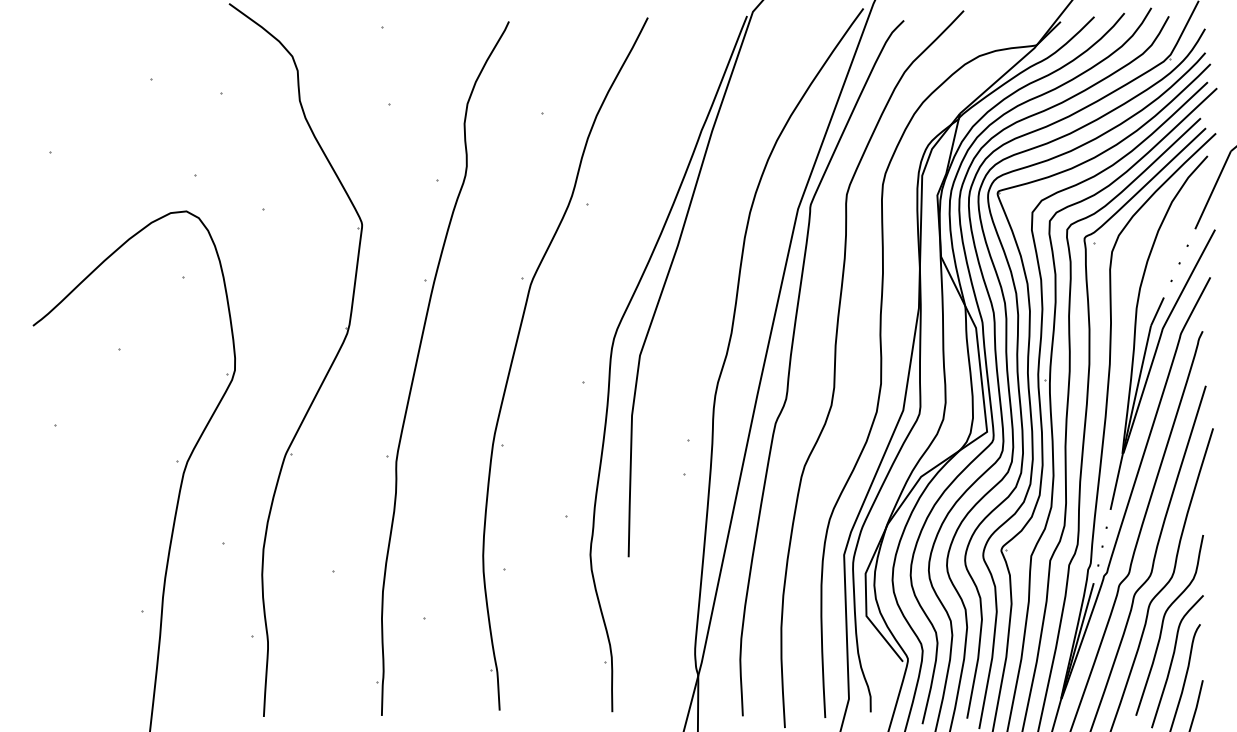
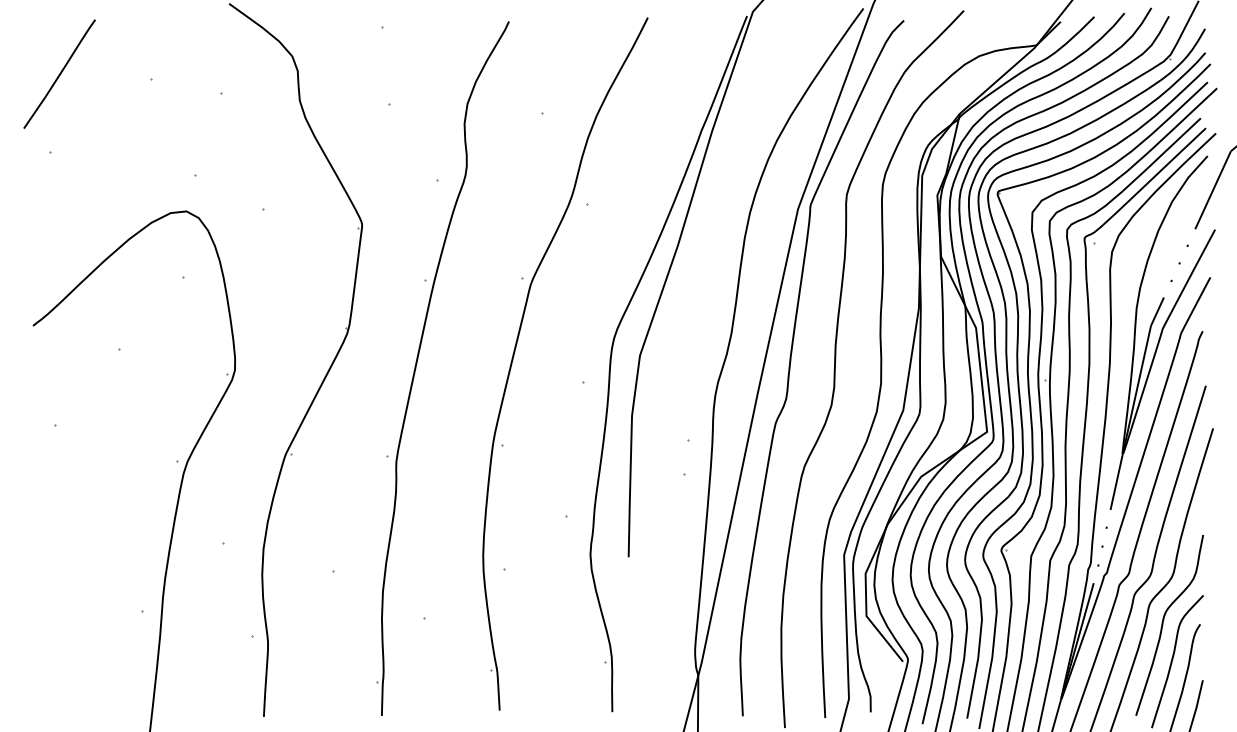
line: none -> present (59, 73)
